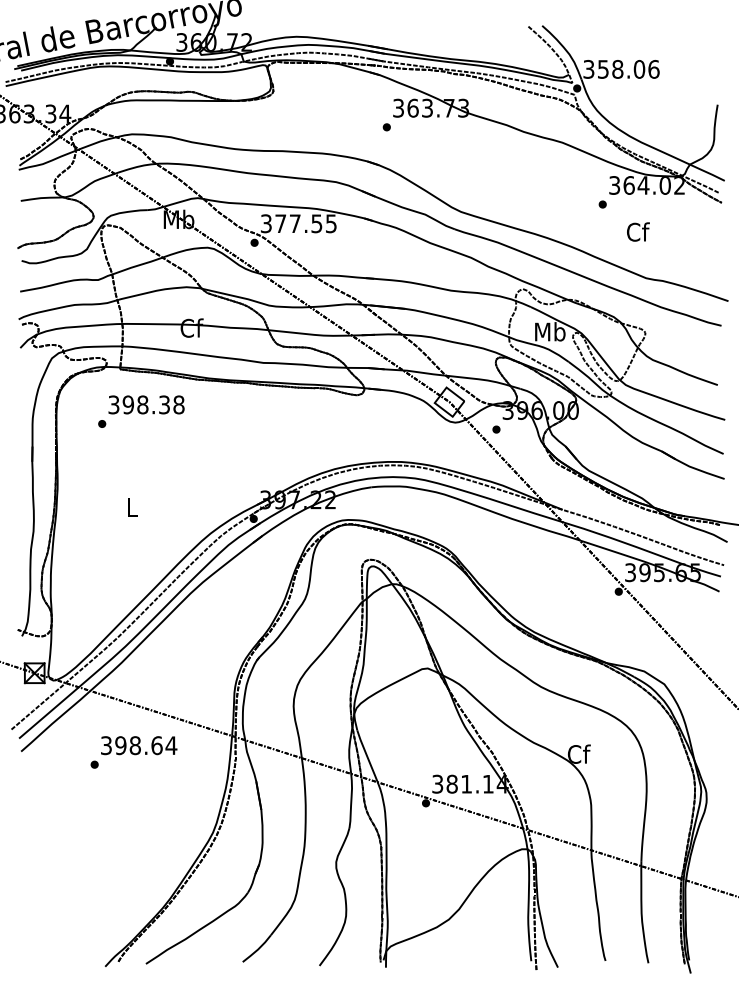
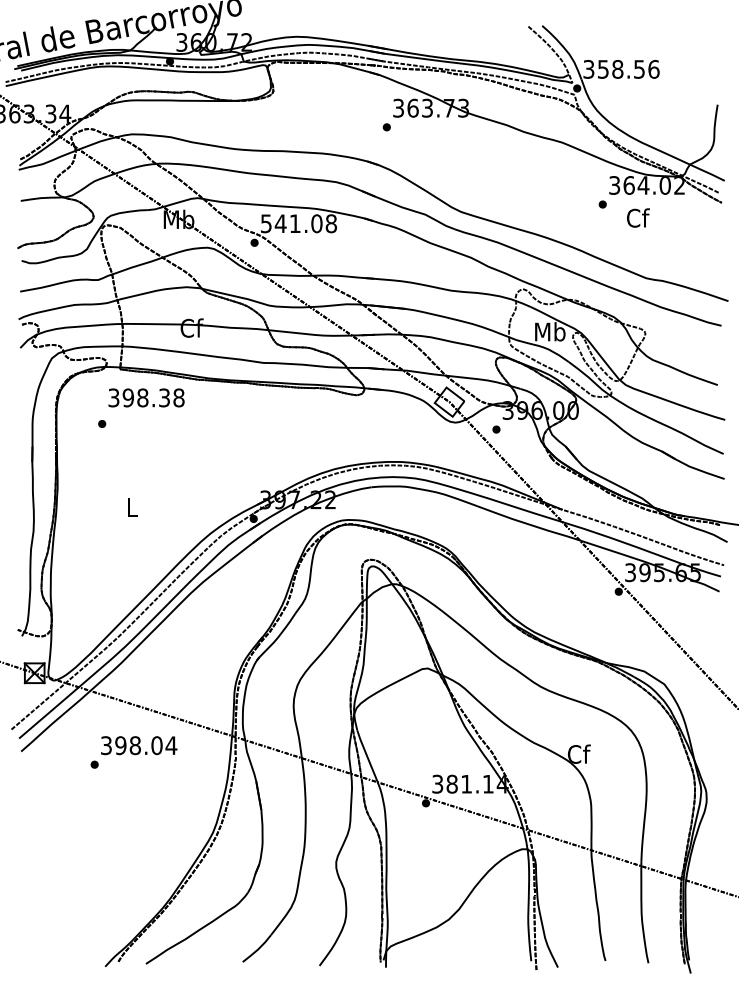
text: 358.06 -> 358.56 (639, 69)
text: 377.55 -> 541.08 (298, 223)
text position: (638, 231) -> (638, 217) (638, 217)
text position: (146, 404) -> (146, 397) (146, 397)
text: 398.64 -> 398.04 (156, 745)
